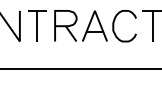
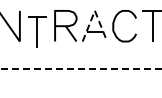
line: solid -> dashed (94, 10)
part position: (37, 25) -> (37, 31) (37, 31)
line: solid -> dashed (81, 69)
